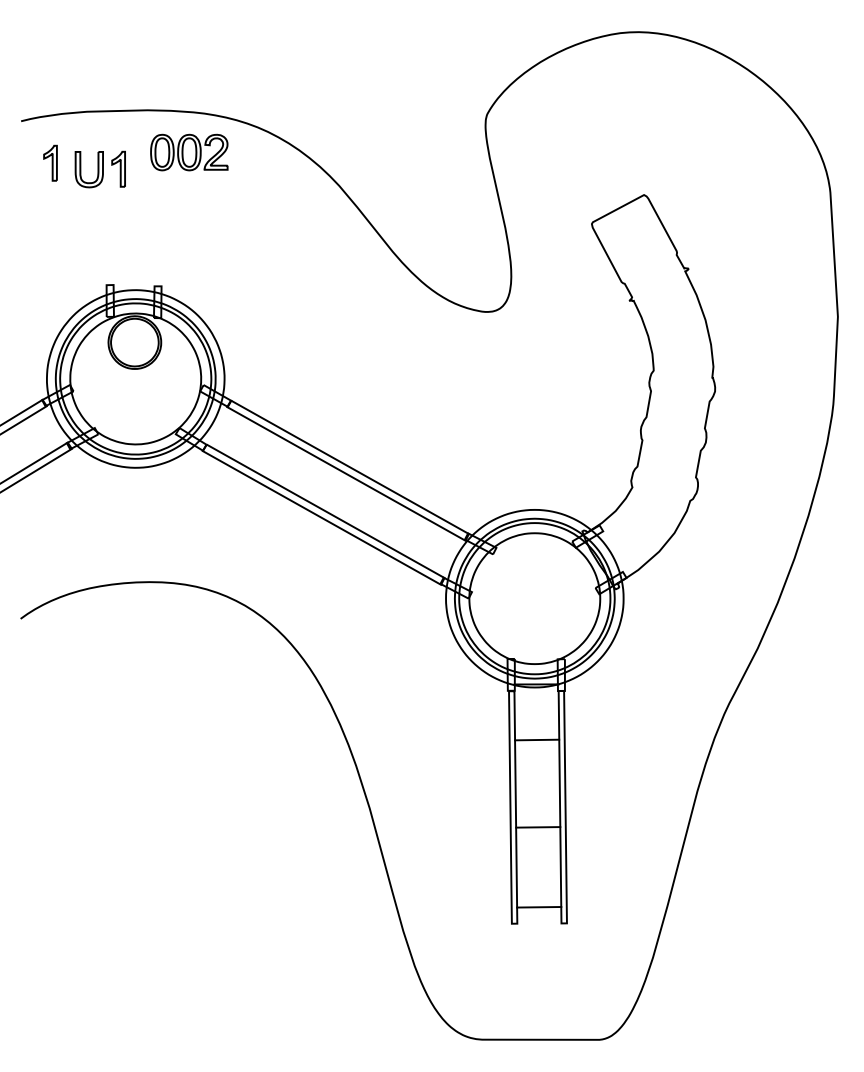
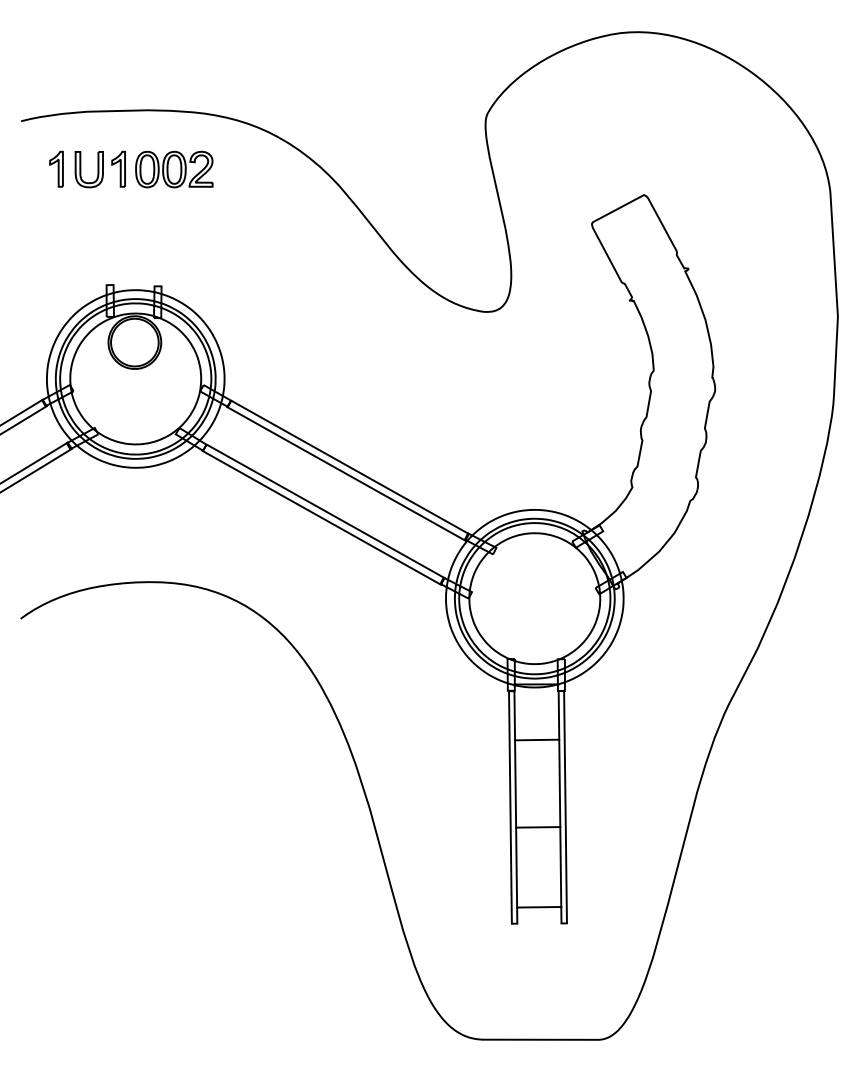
part position: (189, 152) -> (174, 169) (174, 169)
part position: (50, 162) -> (56, 168) (56, 168)
